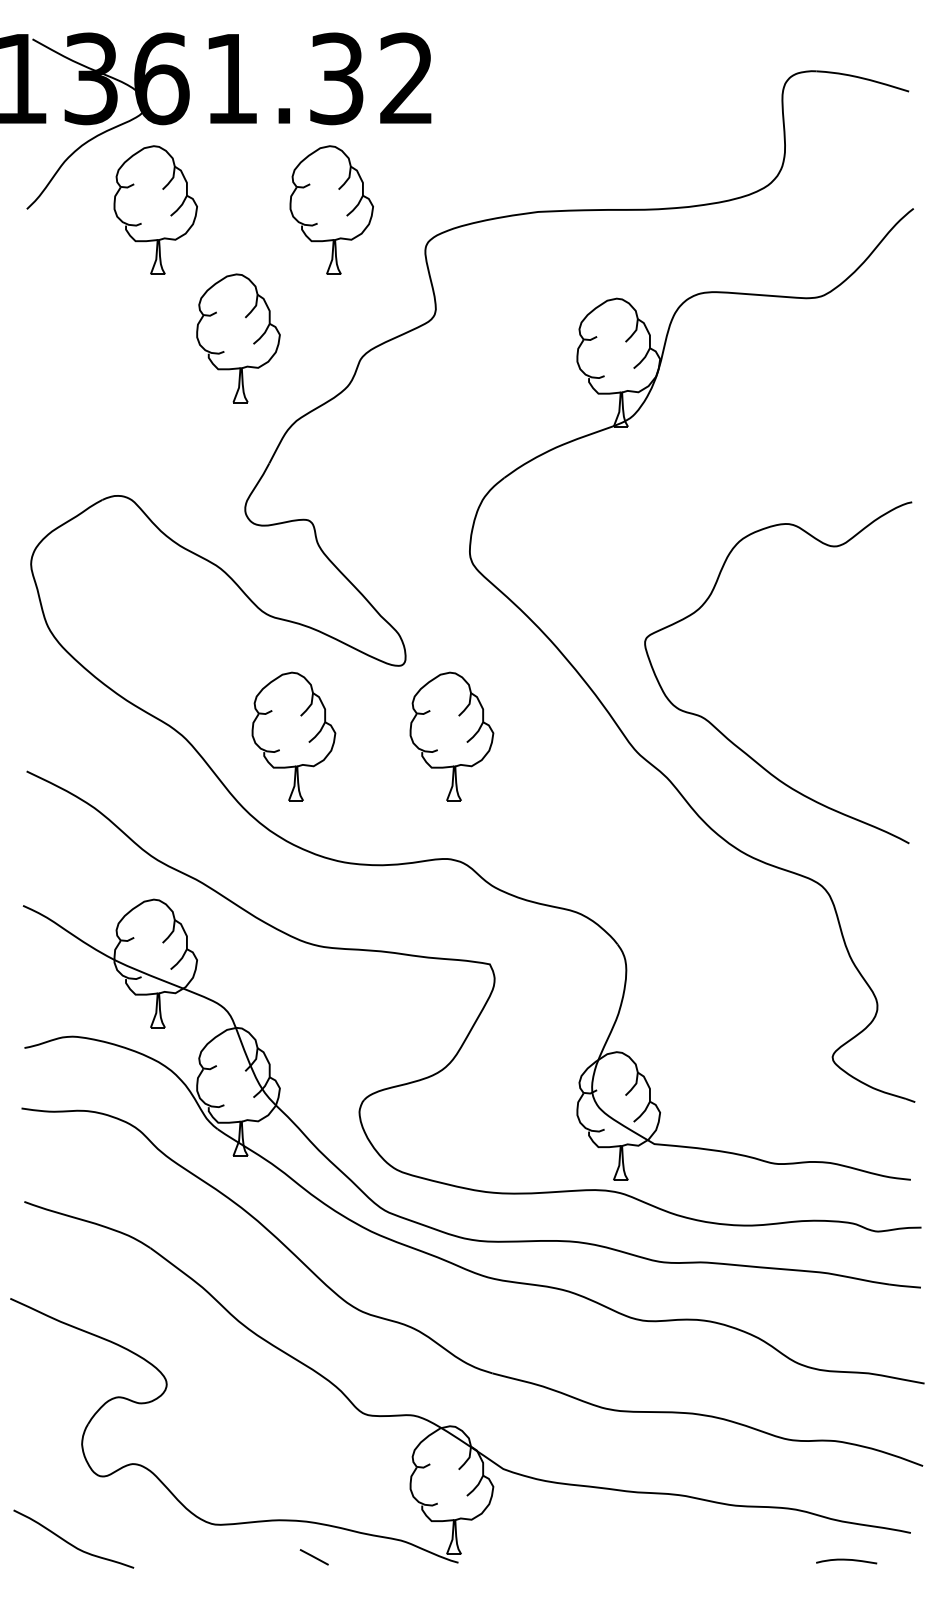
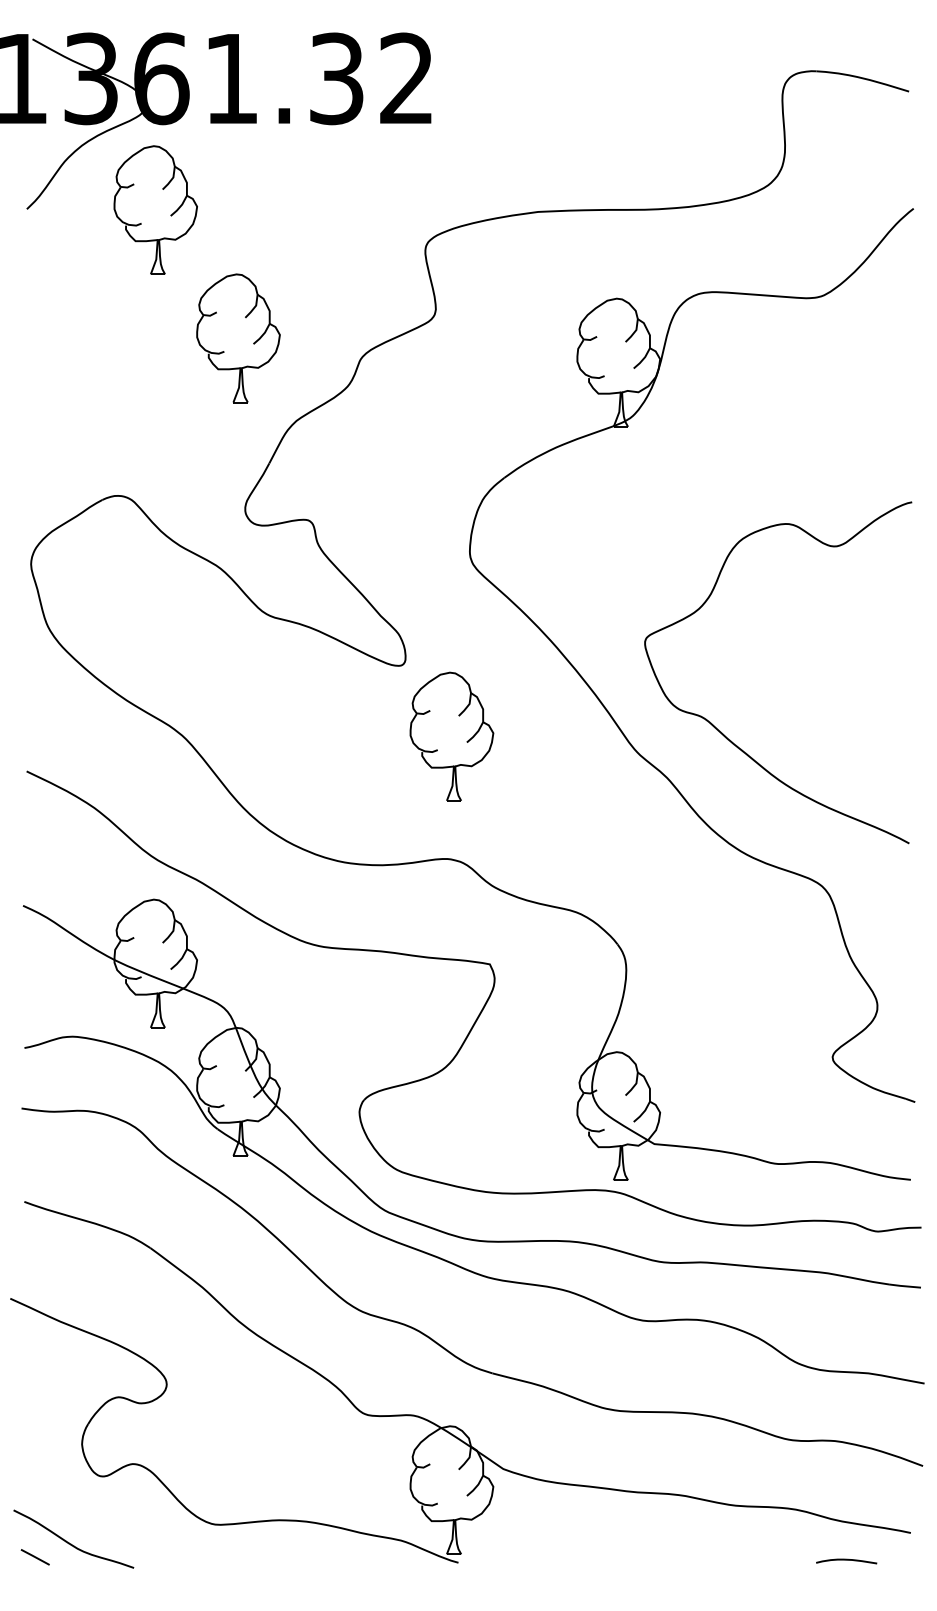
part: present -> none (331, 209)
part: present -> none (293, 736)
line position: (313, 1557) -> (34, 1557) (34, 1557)
